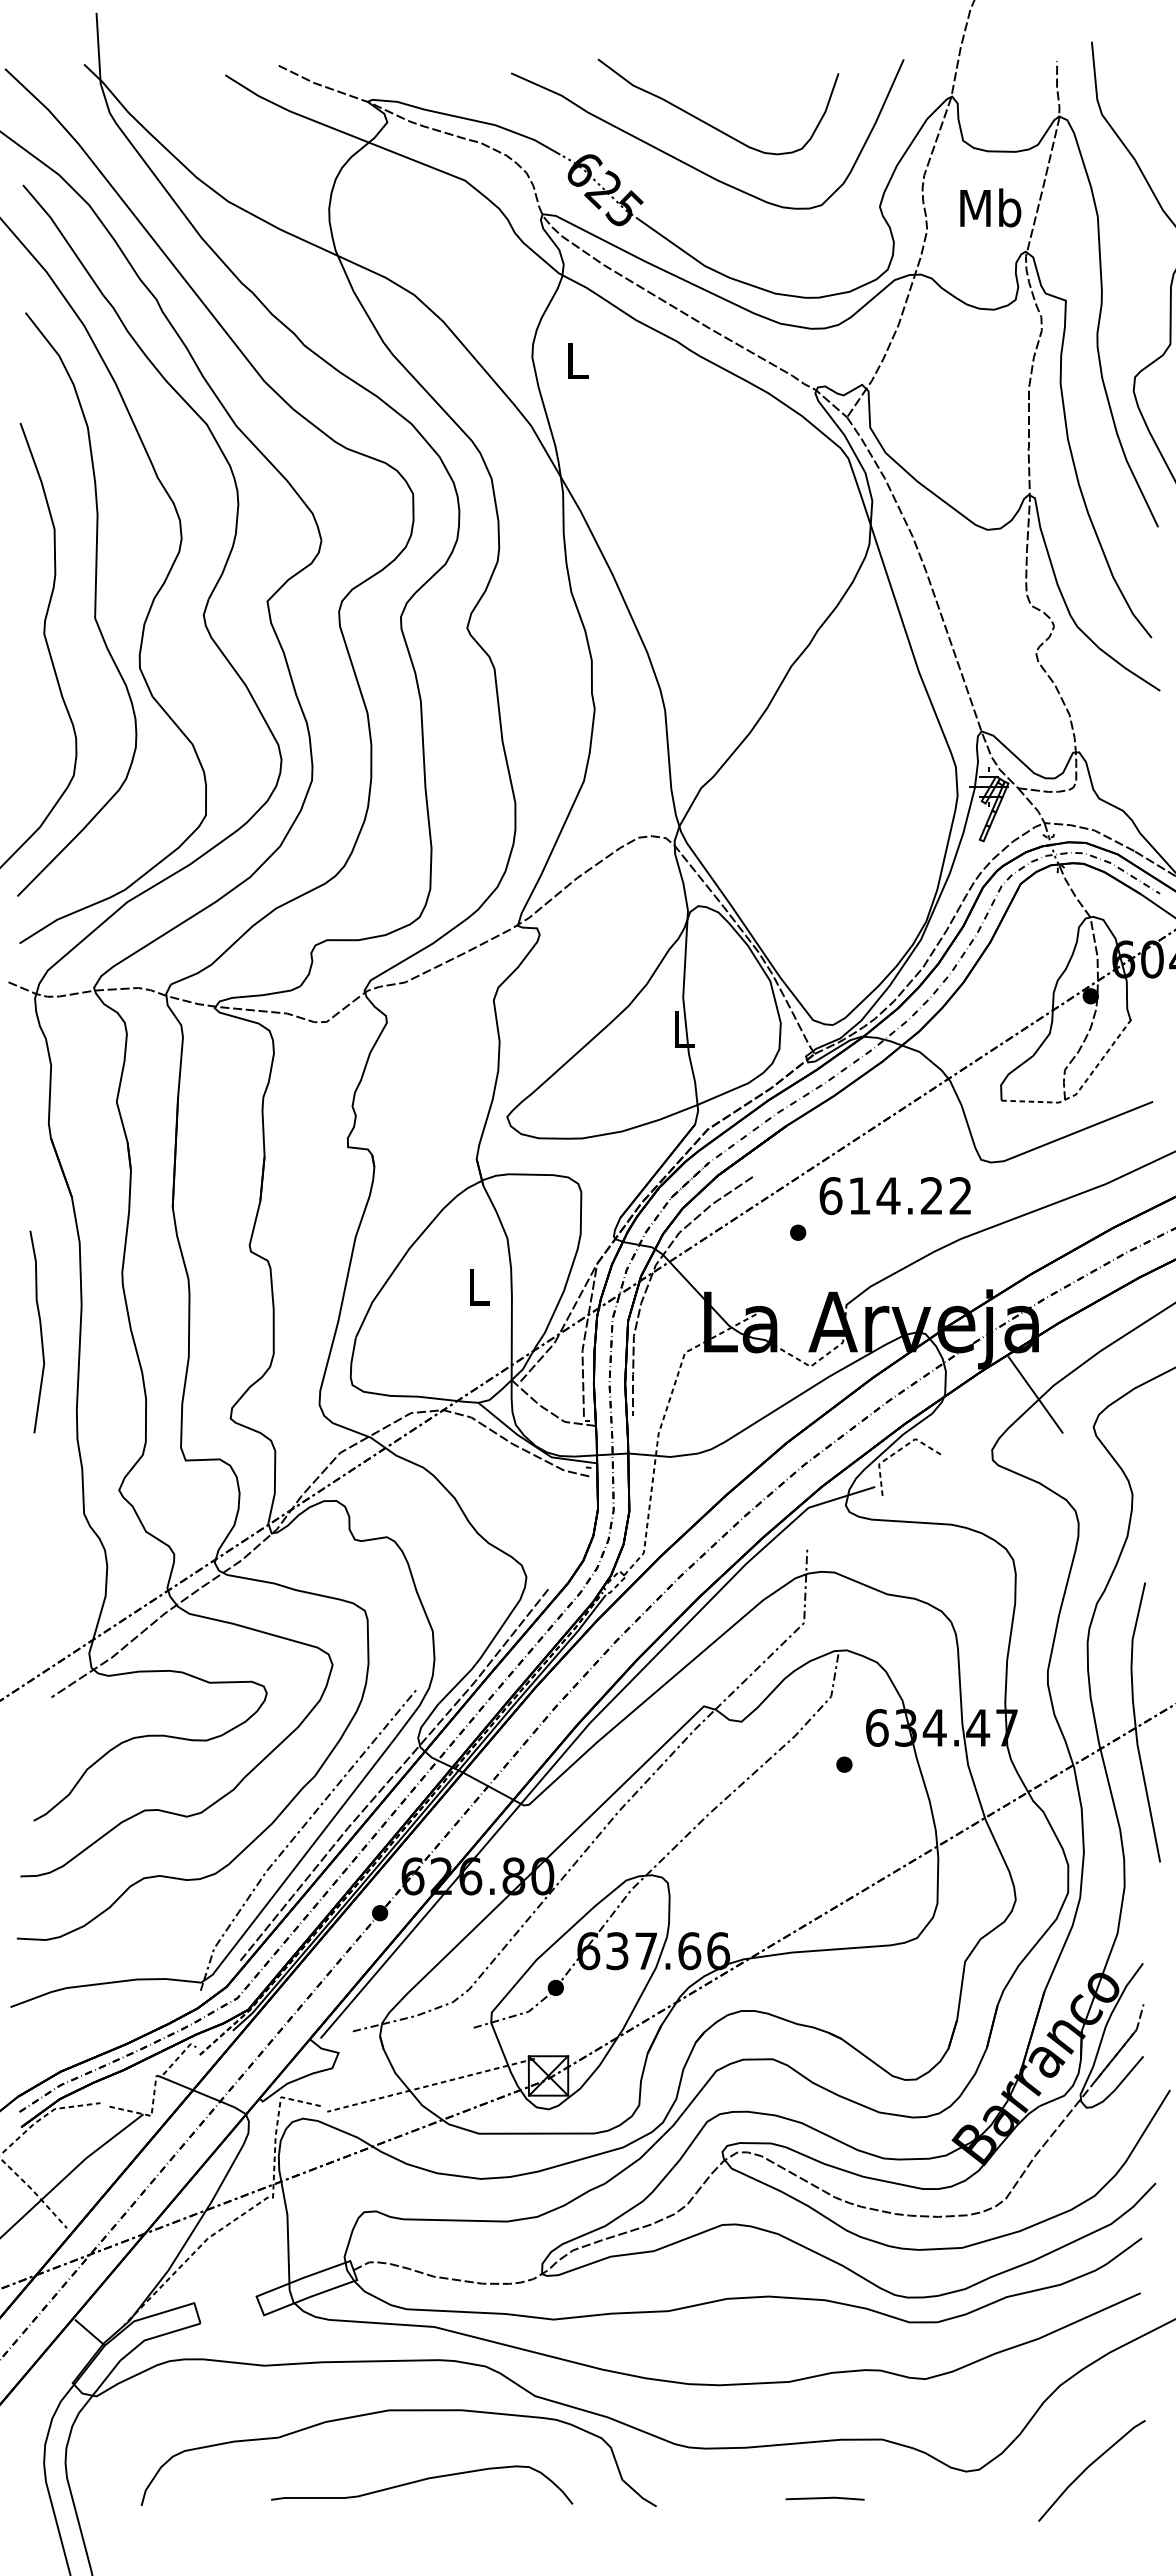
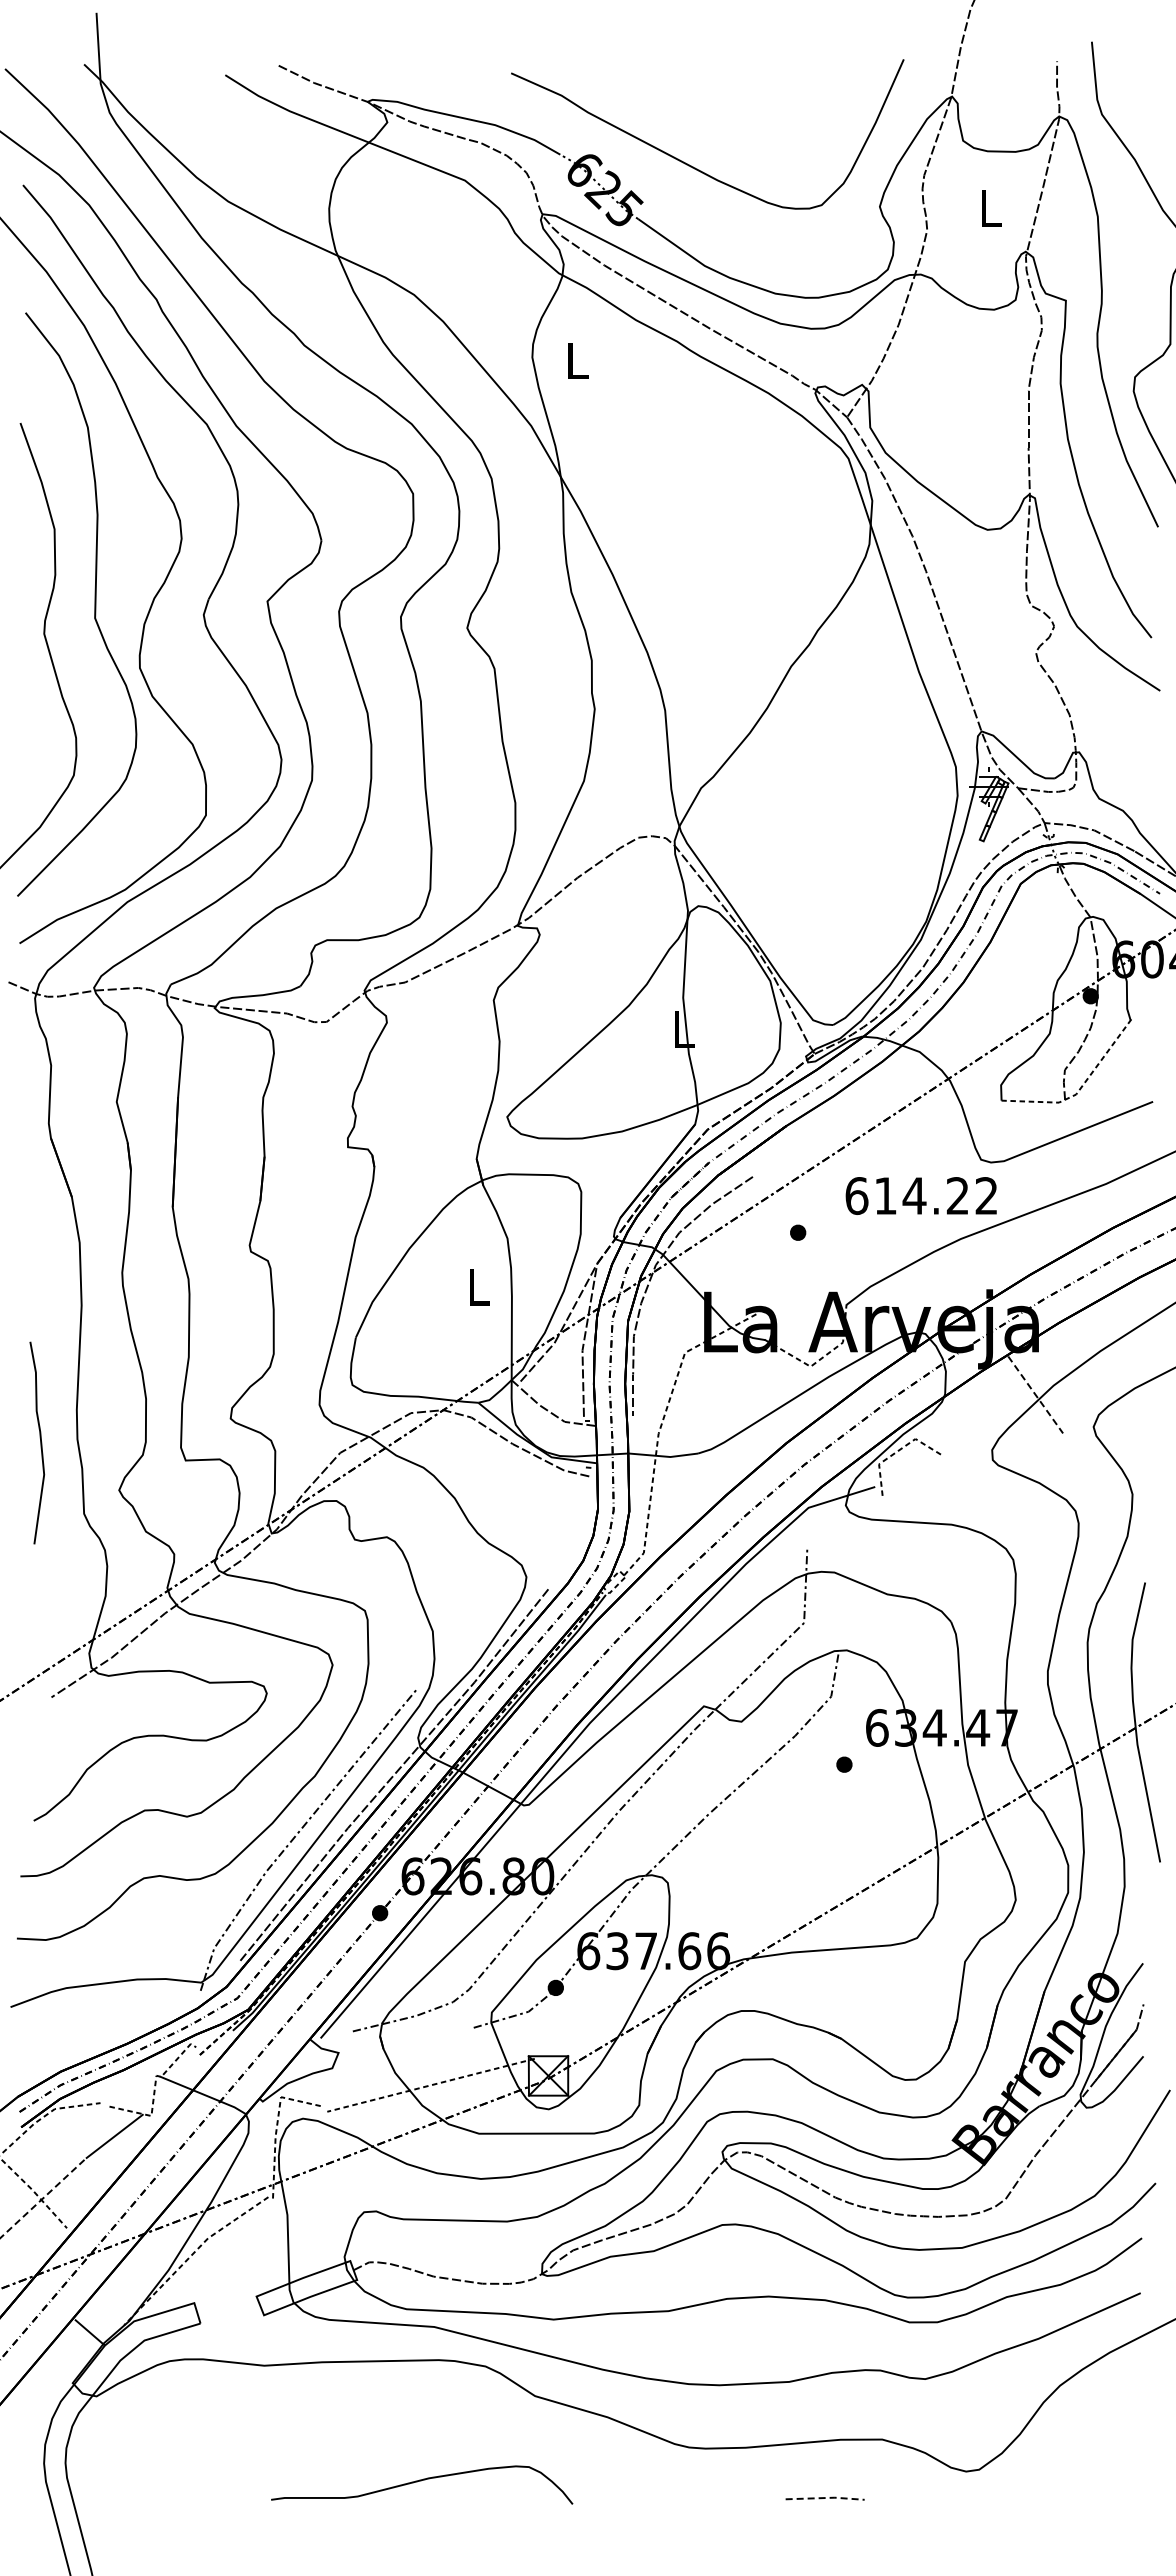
curve: present -> none (710, 124)
text: Mb -> L (990, 207)
text position: (894, 1195) -> (920, 1195) (920, 1195)
curve position: (40, 1331) -> (40, 1442) (40, 1442)
line: solid -> dashed (1035, 1395)
line: solid -> dashed (43, 2197)
curve: present -> none (398, 2411)
line: present -> none (1089, 2467)
line: solid -> dashed (826, 2498)
